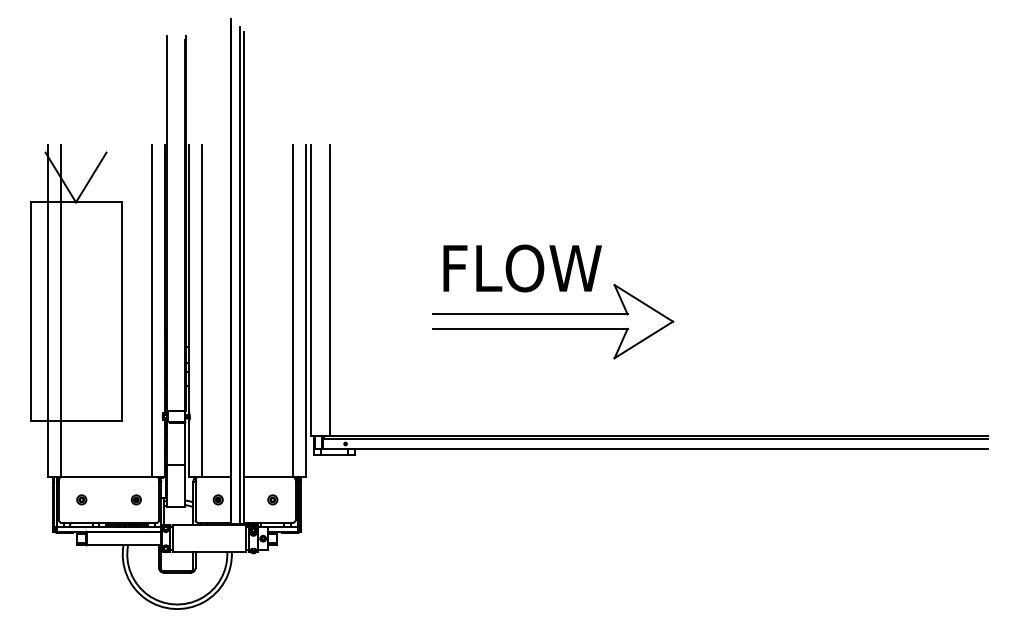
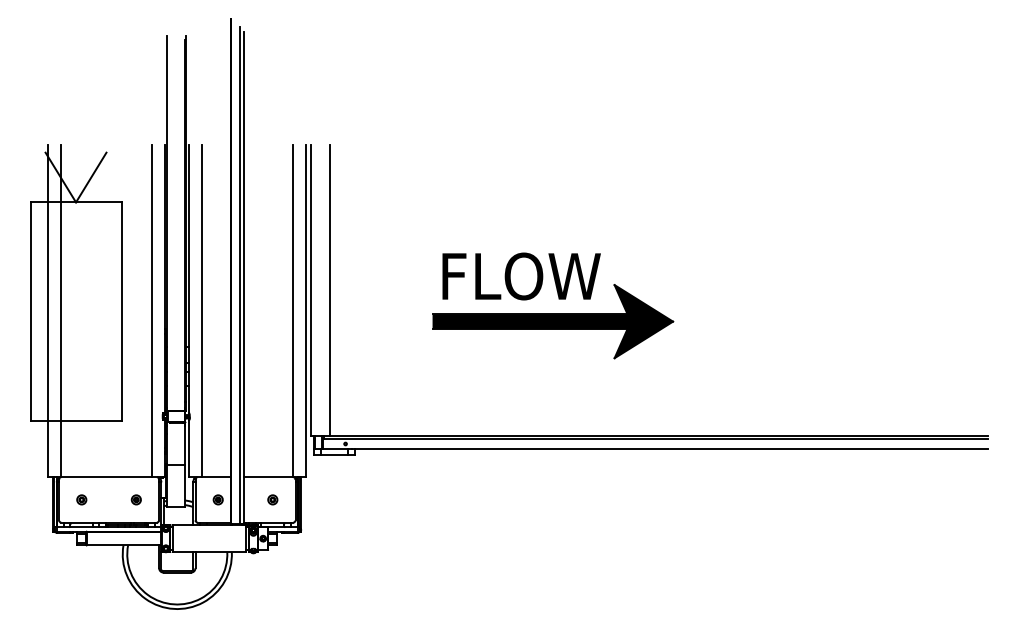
text position: (522, 268) -> (521, 276) (521, 276)
fill: none -> present (552, 321)
